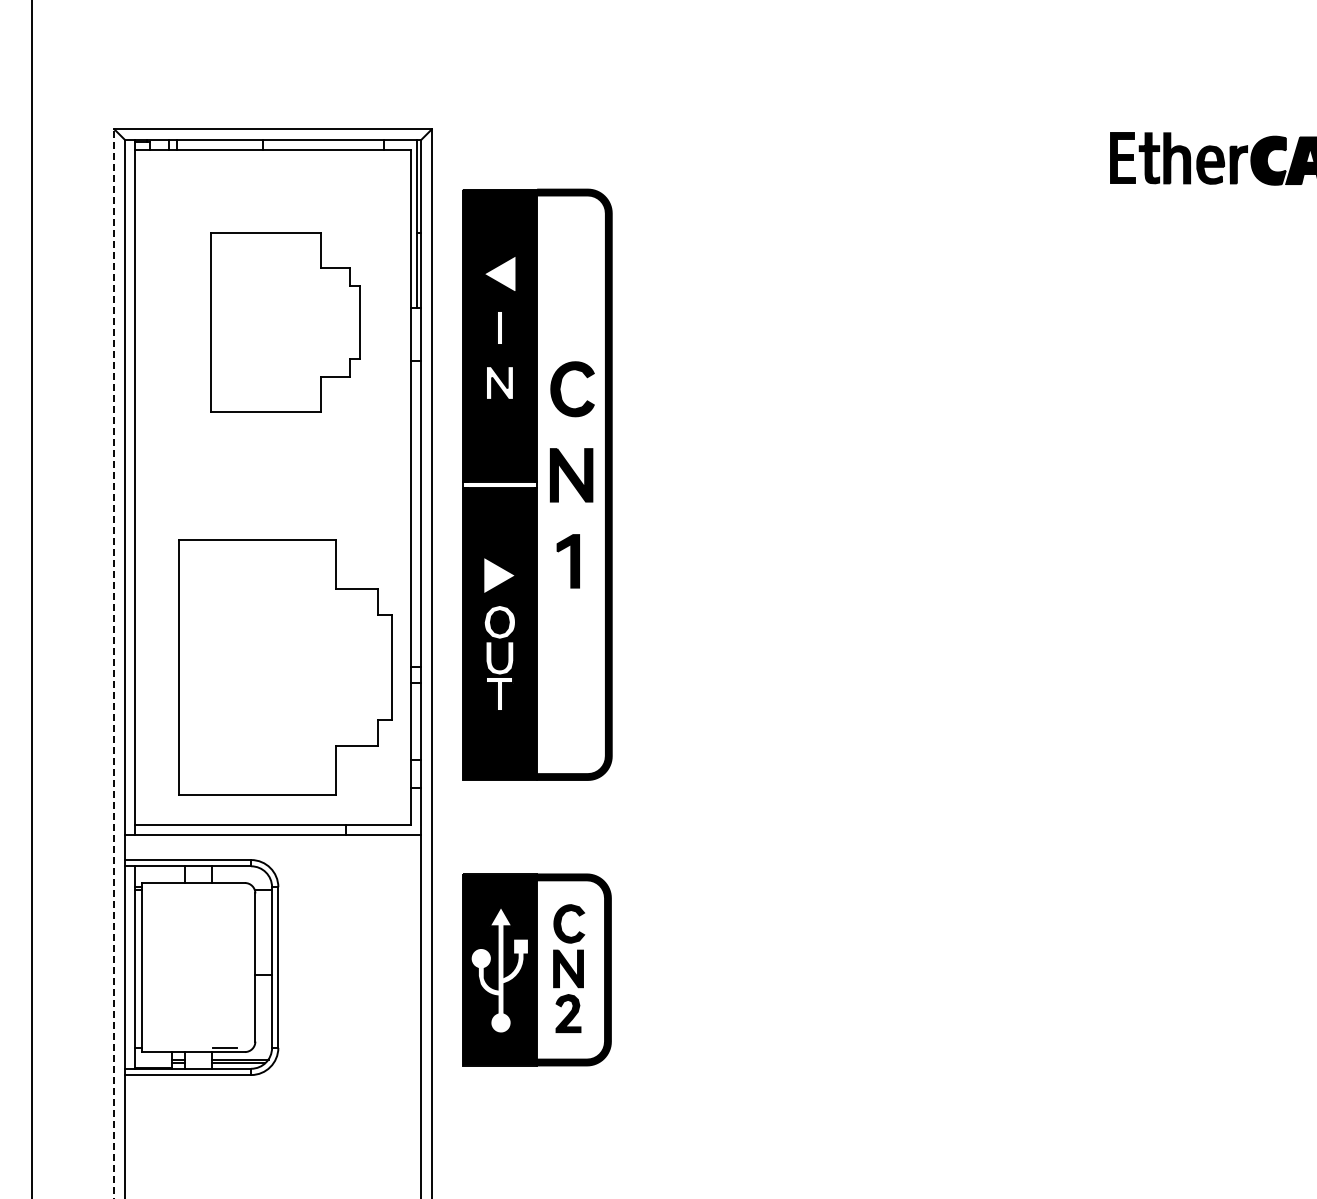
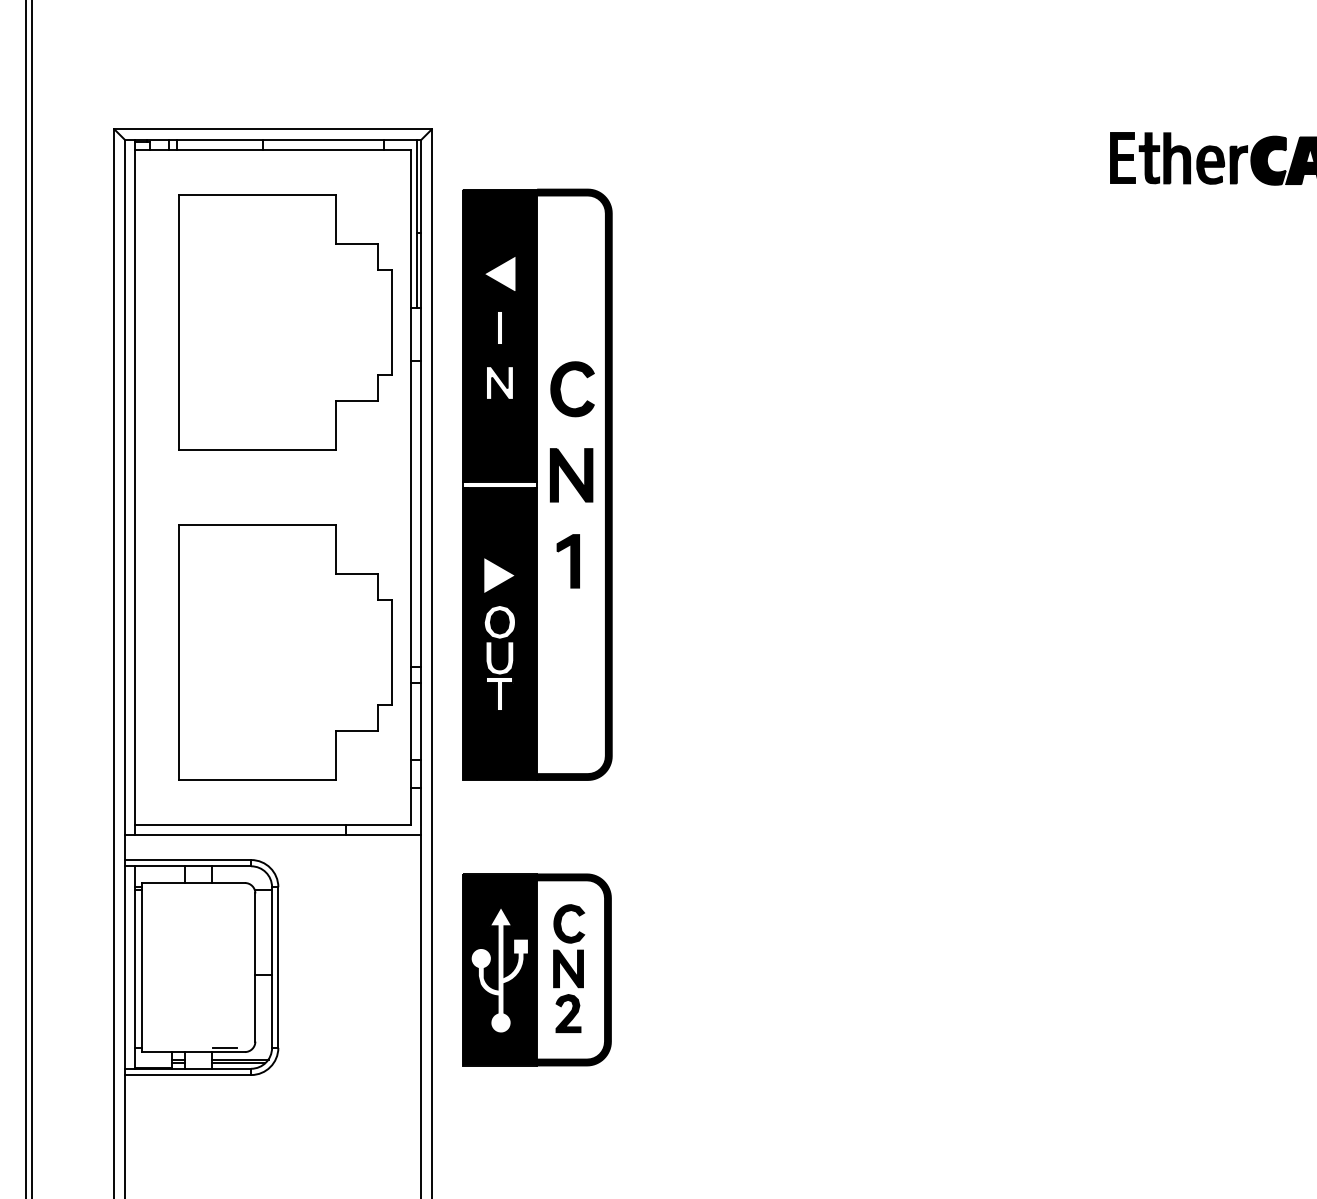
part size: 151x181 px -> 215x257 px (285, 322)
line: none -> present (25, 598)
line: dashed -> solid (114, 663)
part position: (285, 667) -> (285, 652) (285, 652)
